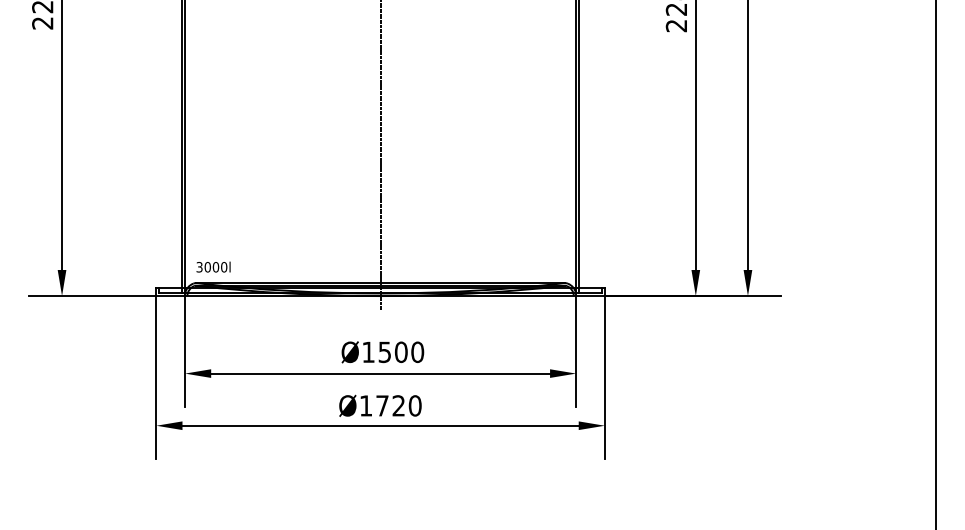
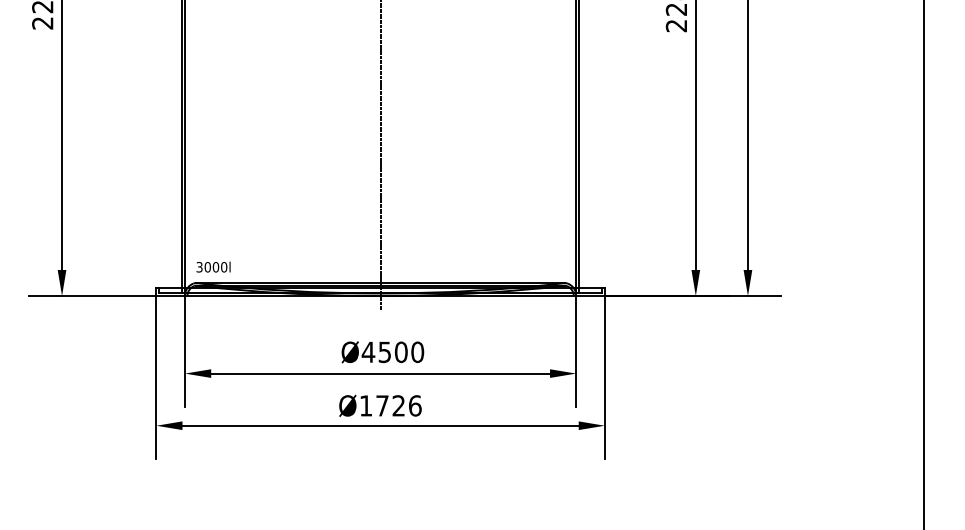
line position: (936, 264) -> (924, 264) (924, 264)
text: Ø1500 -> Ø4500 (368, 351)
text: Ø1720 -> Ø1726 (414, 405)
